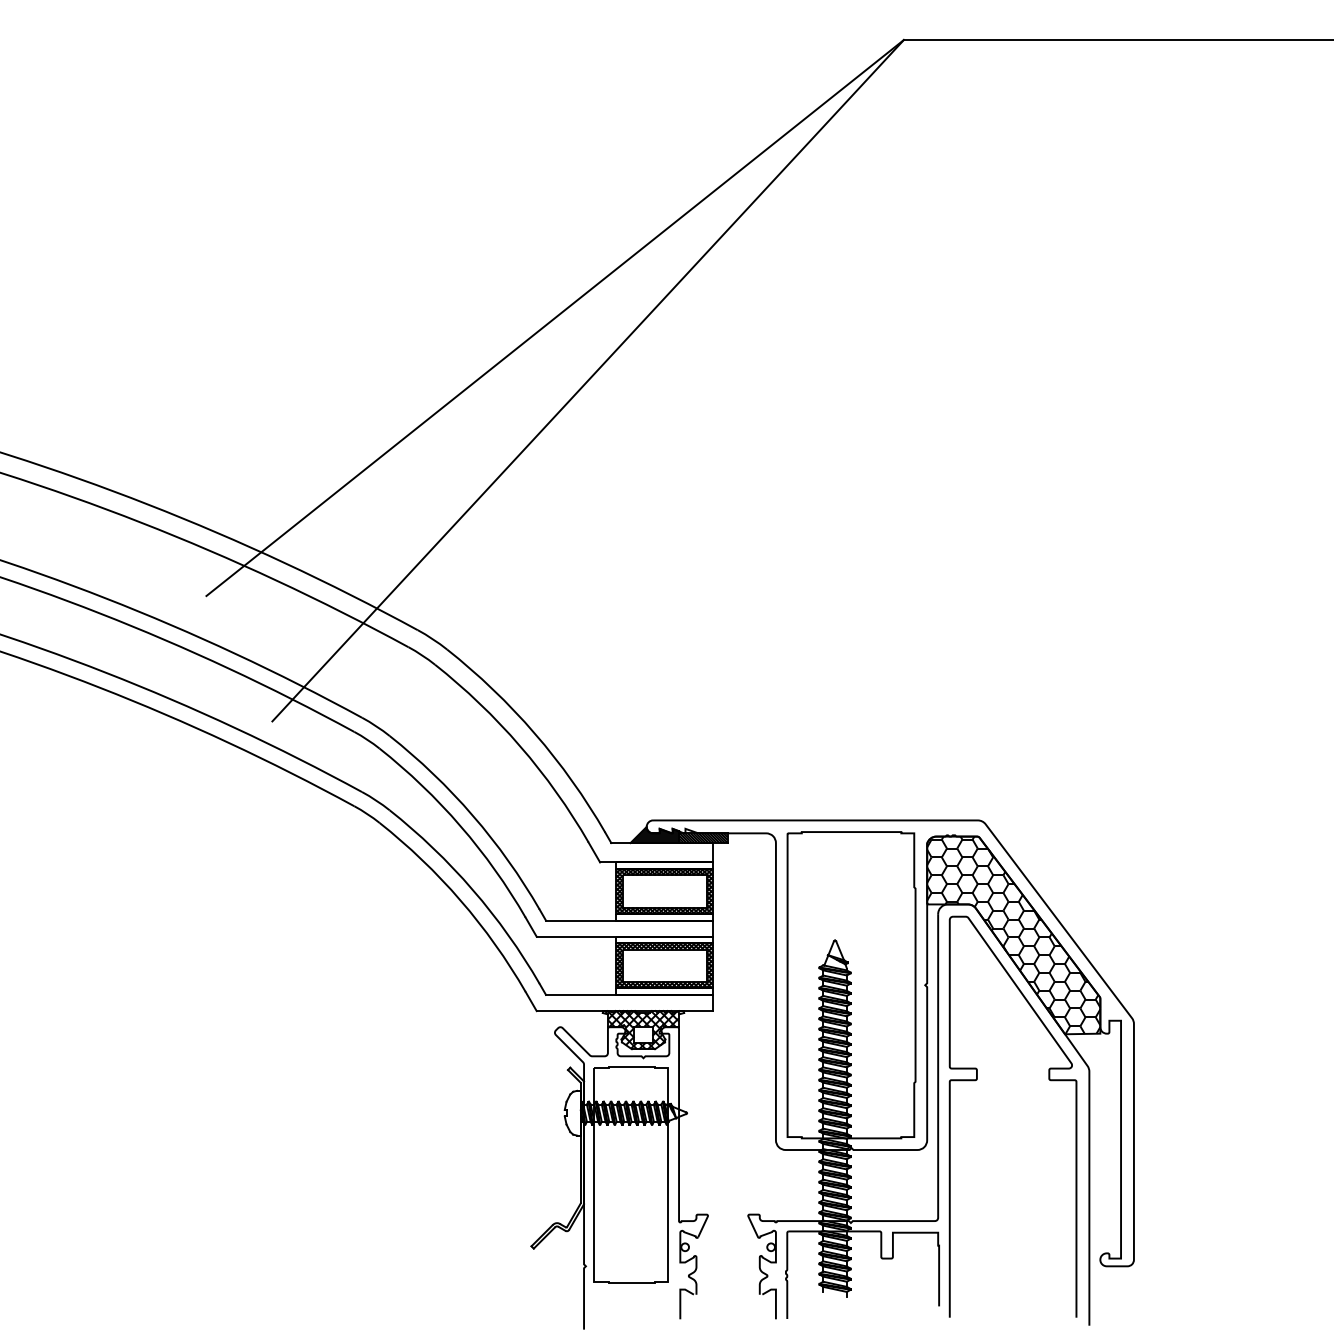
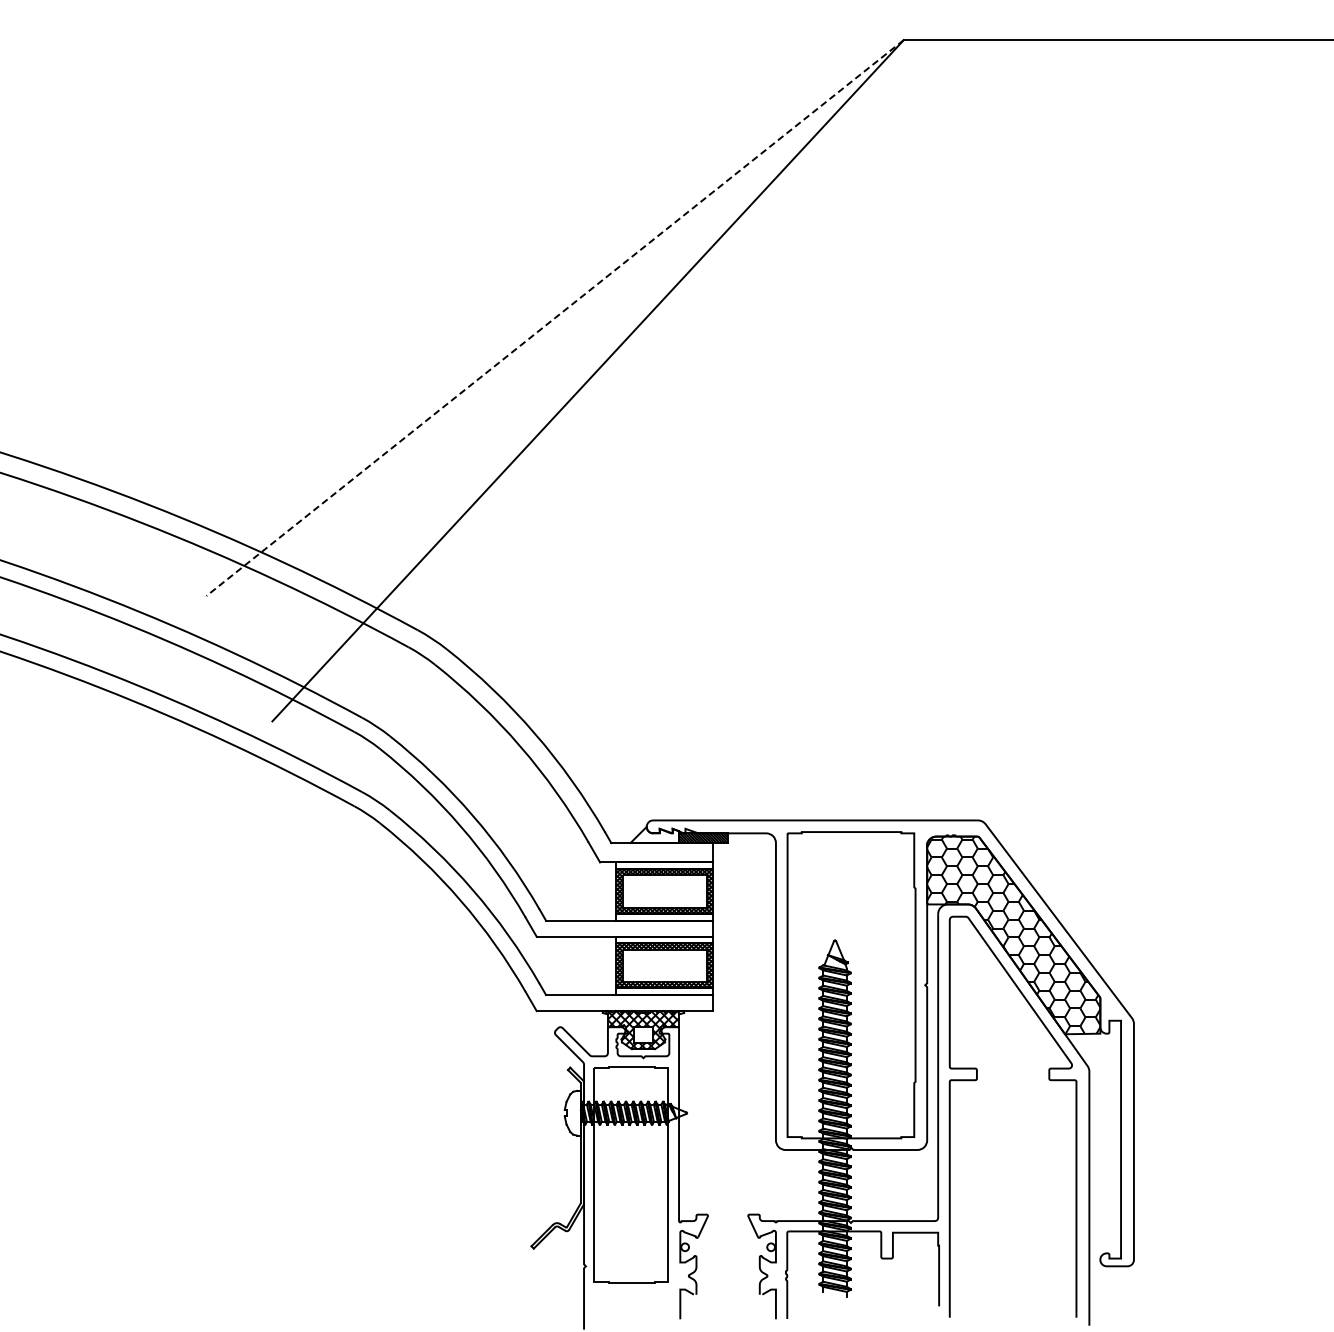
line: solid -> dashed (555, 318)
hatch: present -> none (655, 834)
